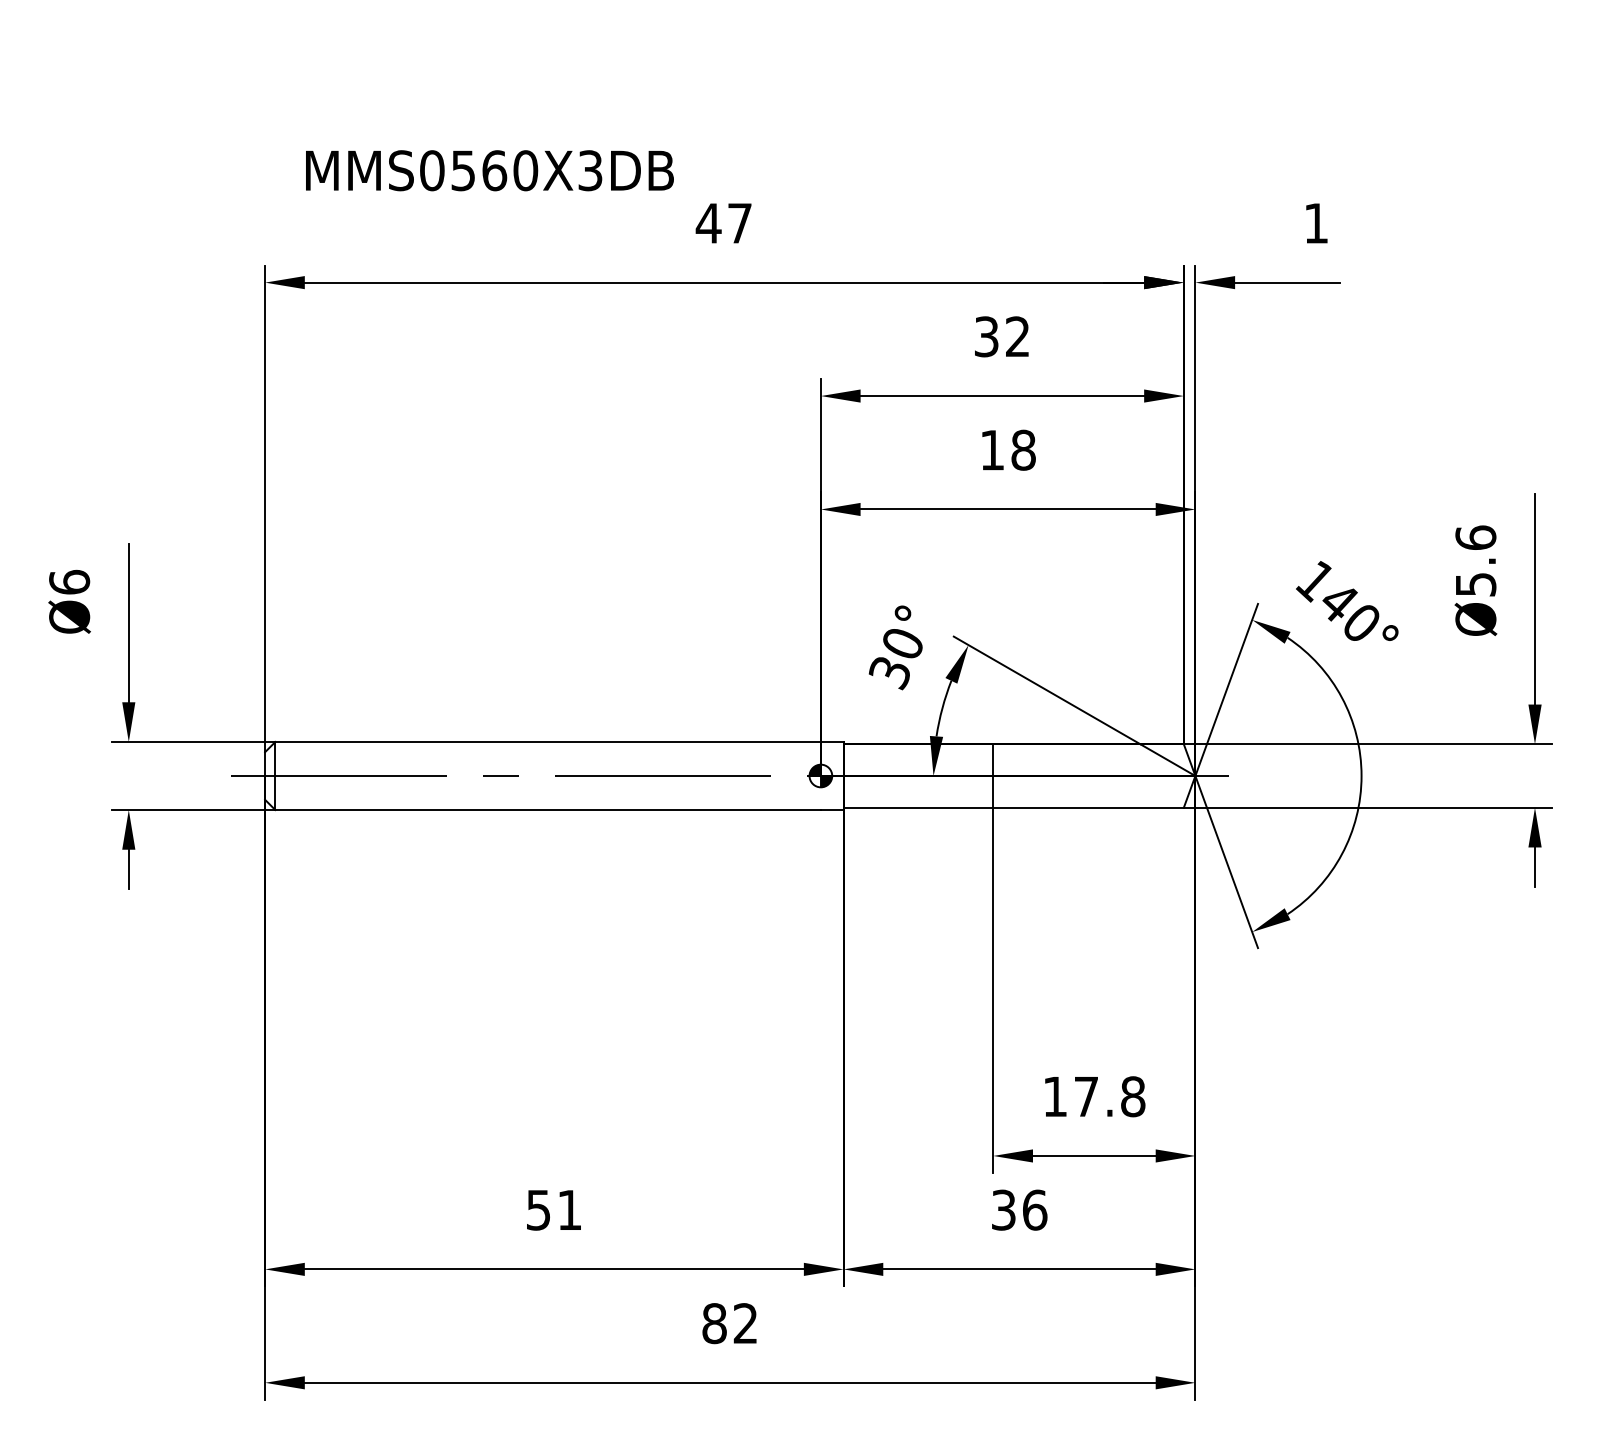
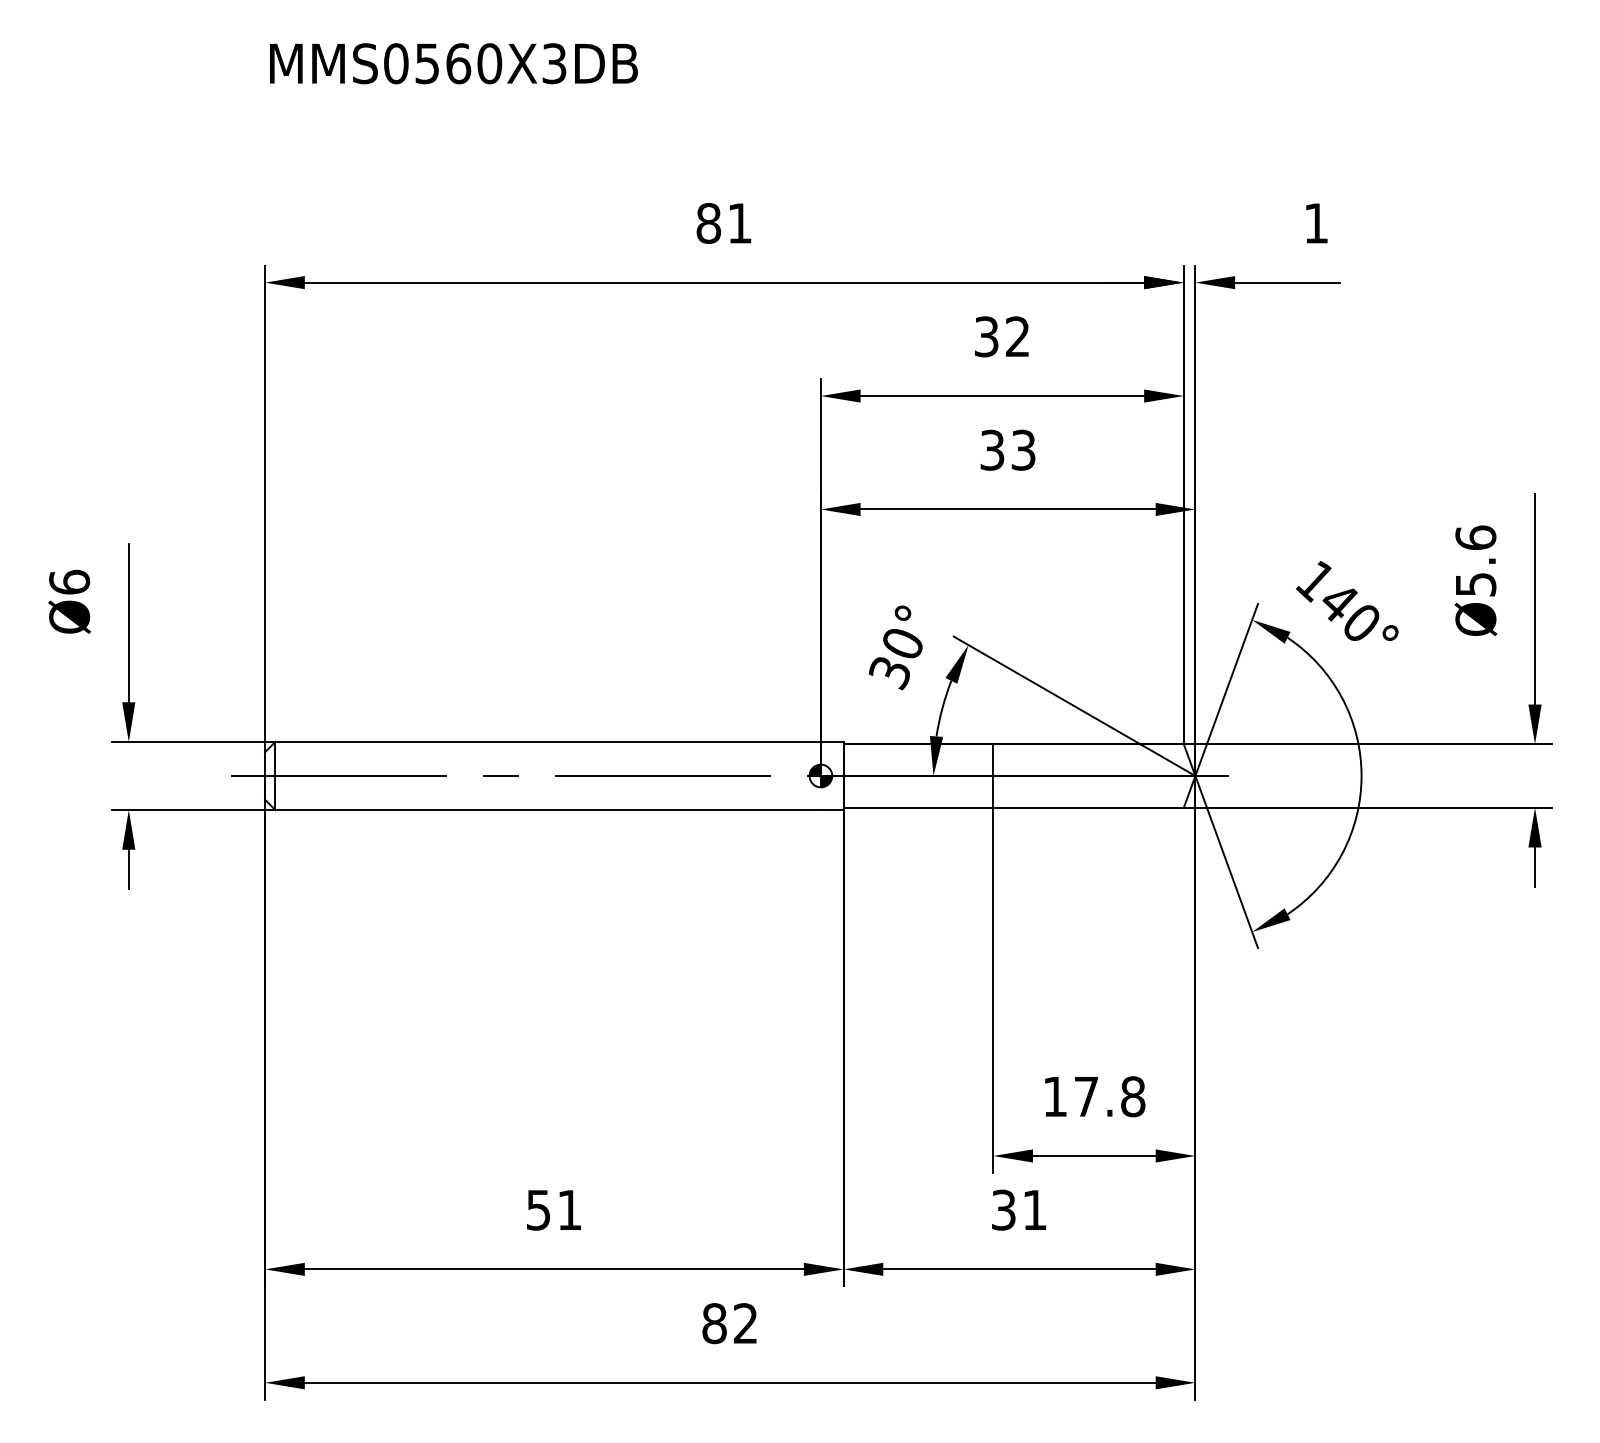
text position: (489, 170) -> (453, 63) (453, 63)
text: 47 -> 81 (723, 222)
text: 18 -> 33 (1007, 449)
text: 36 -> 31 (1035, 1209)
